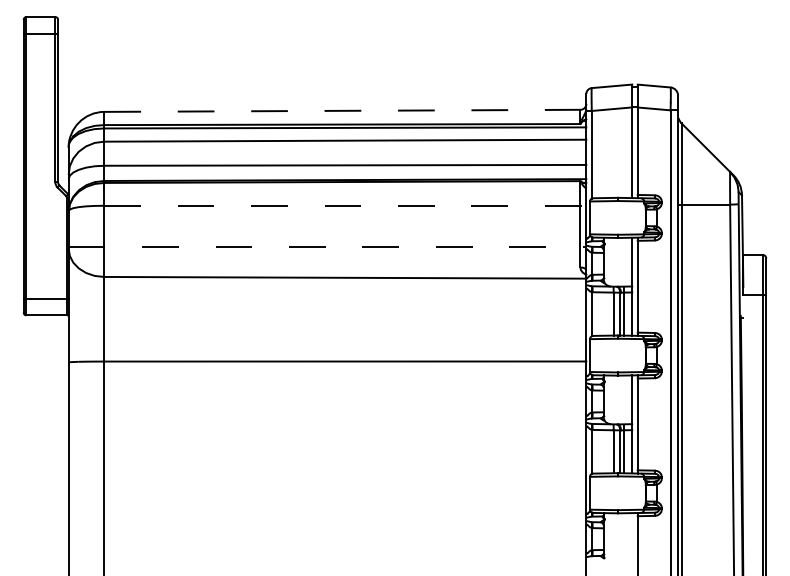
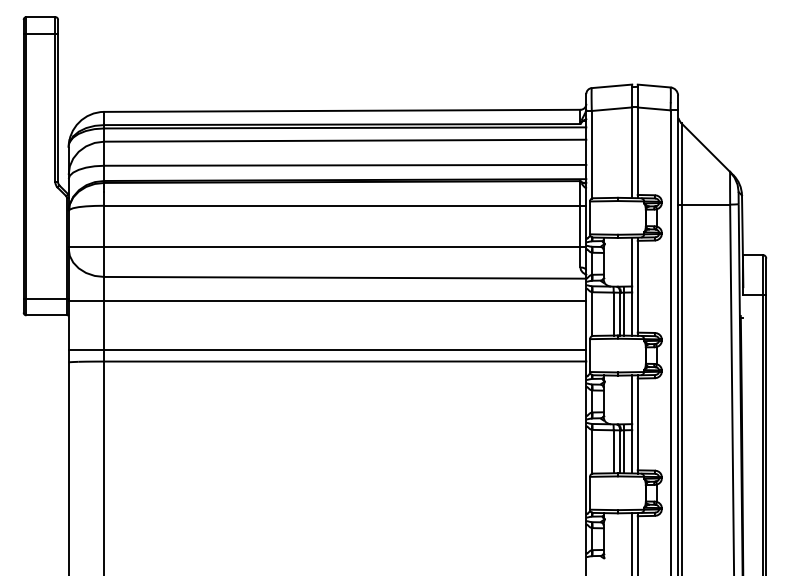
line: dashed -> solid (342, 110)
line: dashed -> solid (345, 205)
line: dashed -> solid (327, 247)
line: none -> present (327, 301)
line: none -> present (327, 349)
line: none -> present (632, 542)
